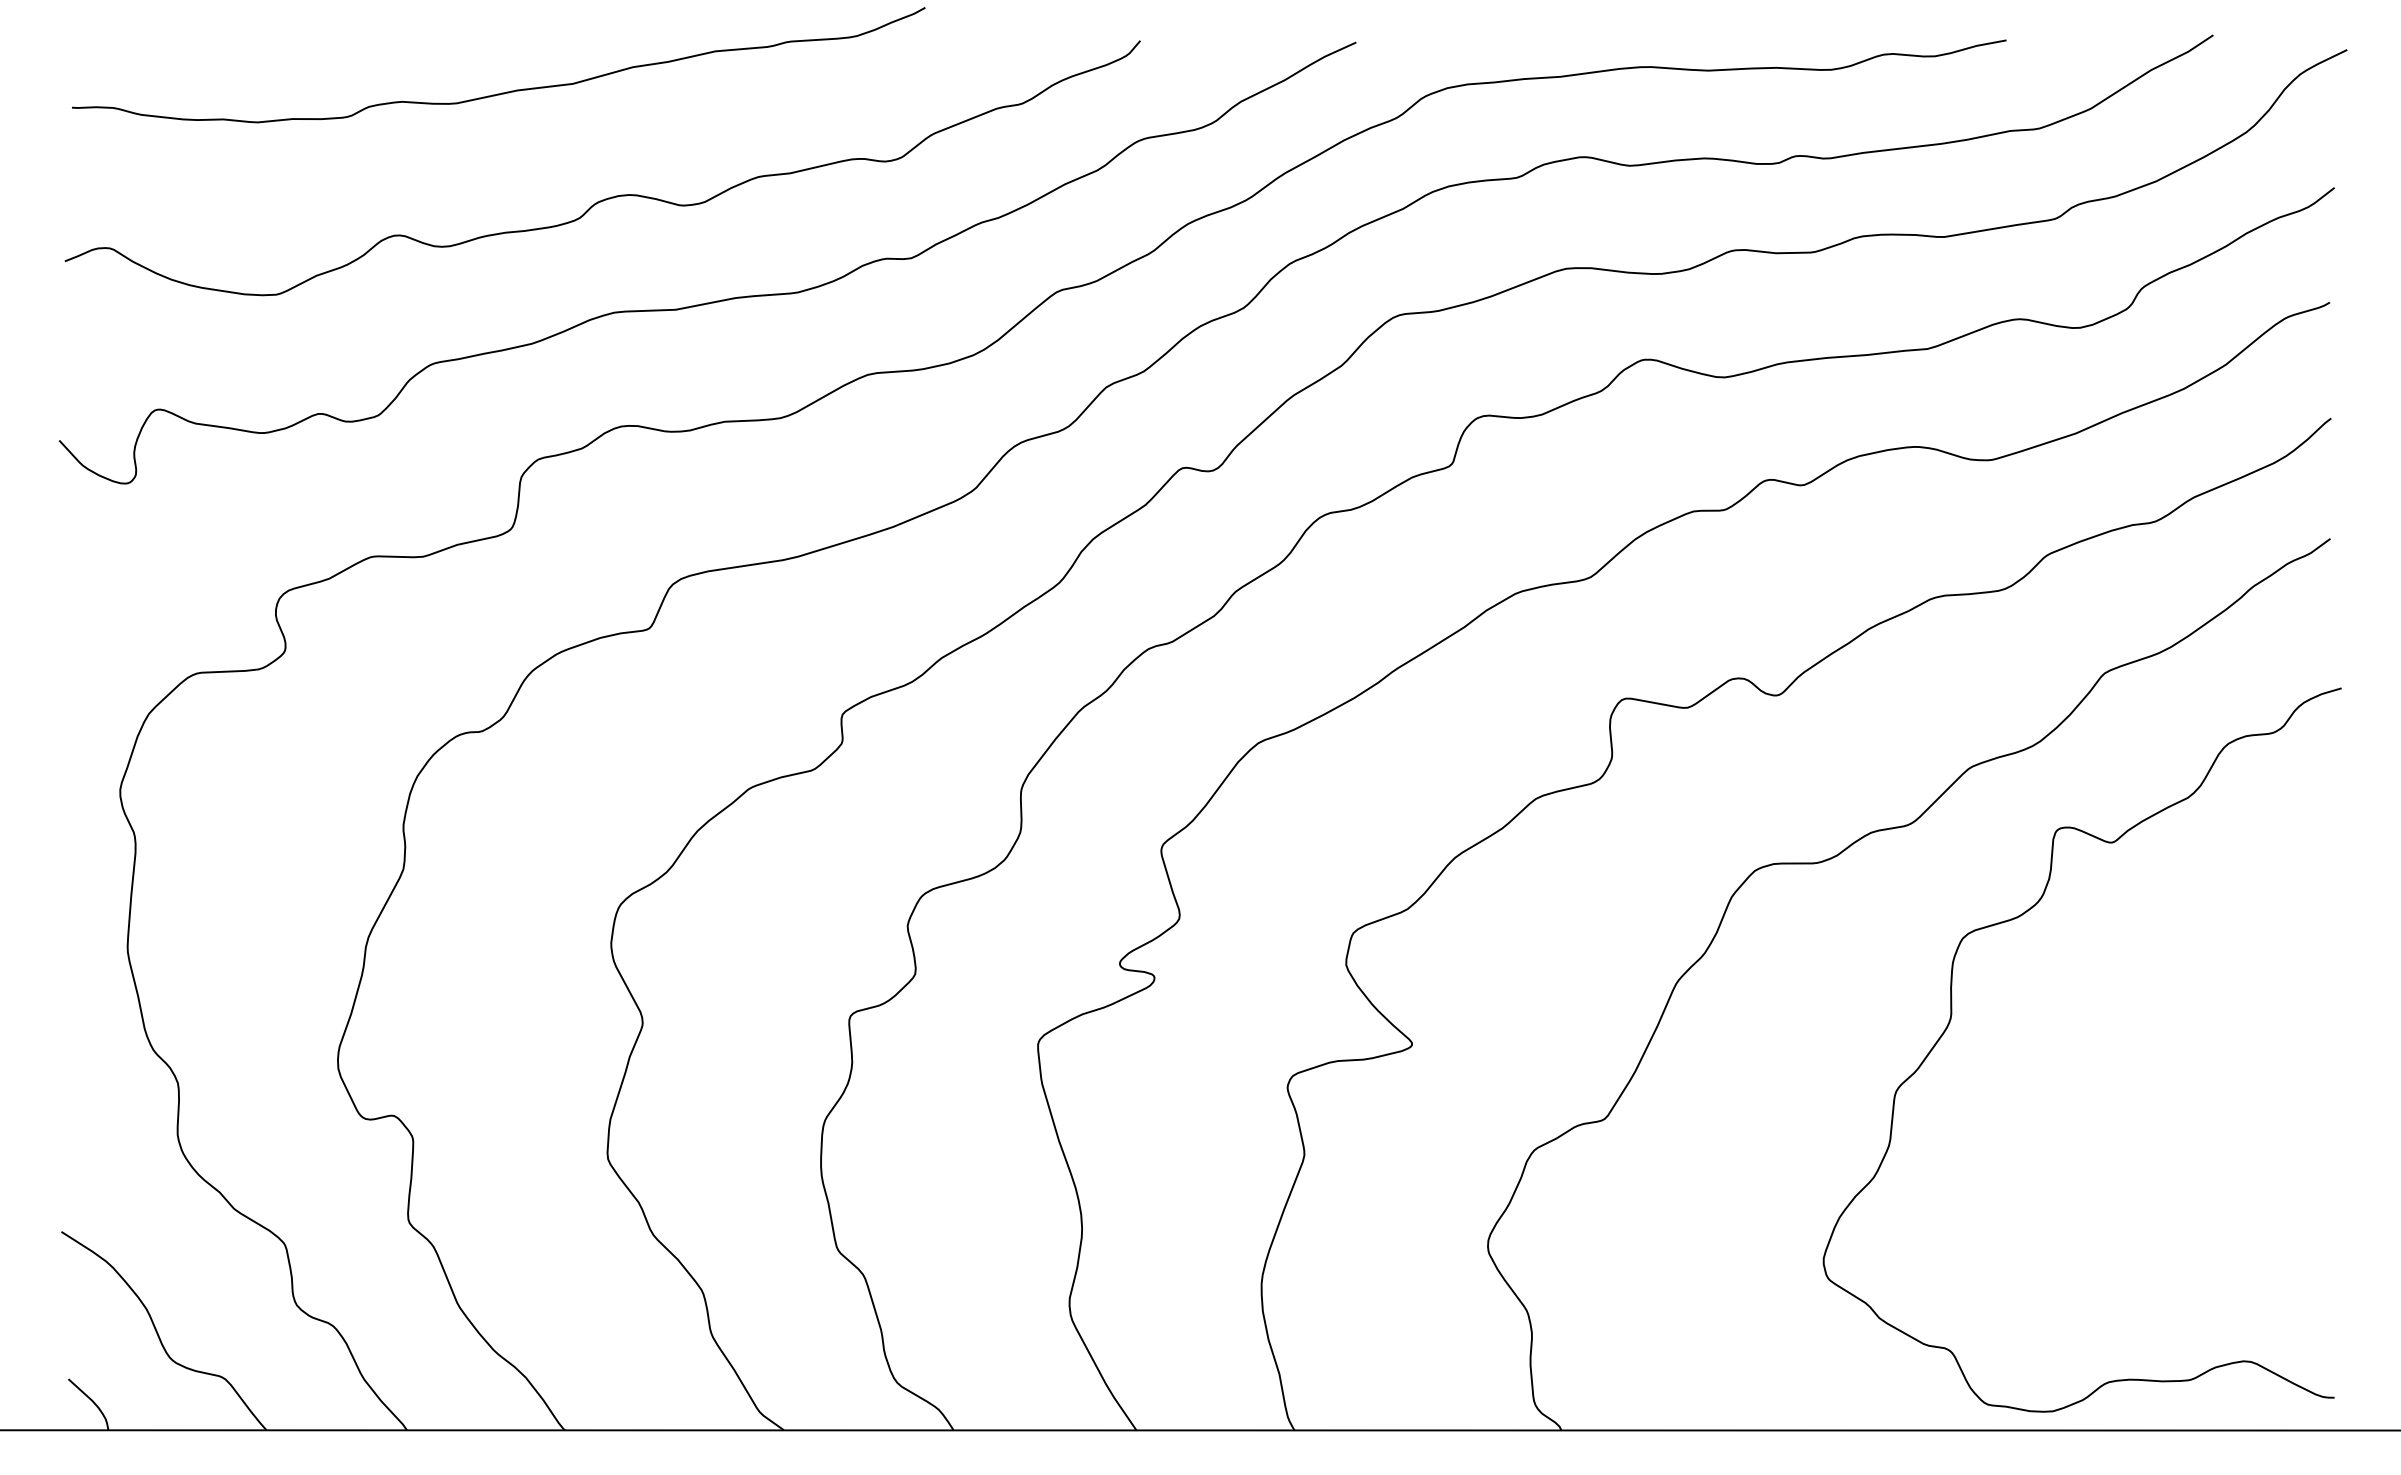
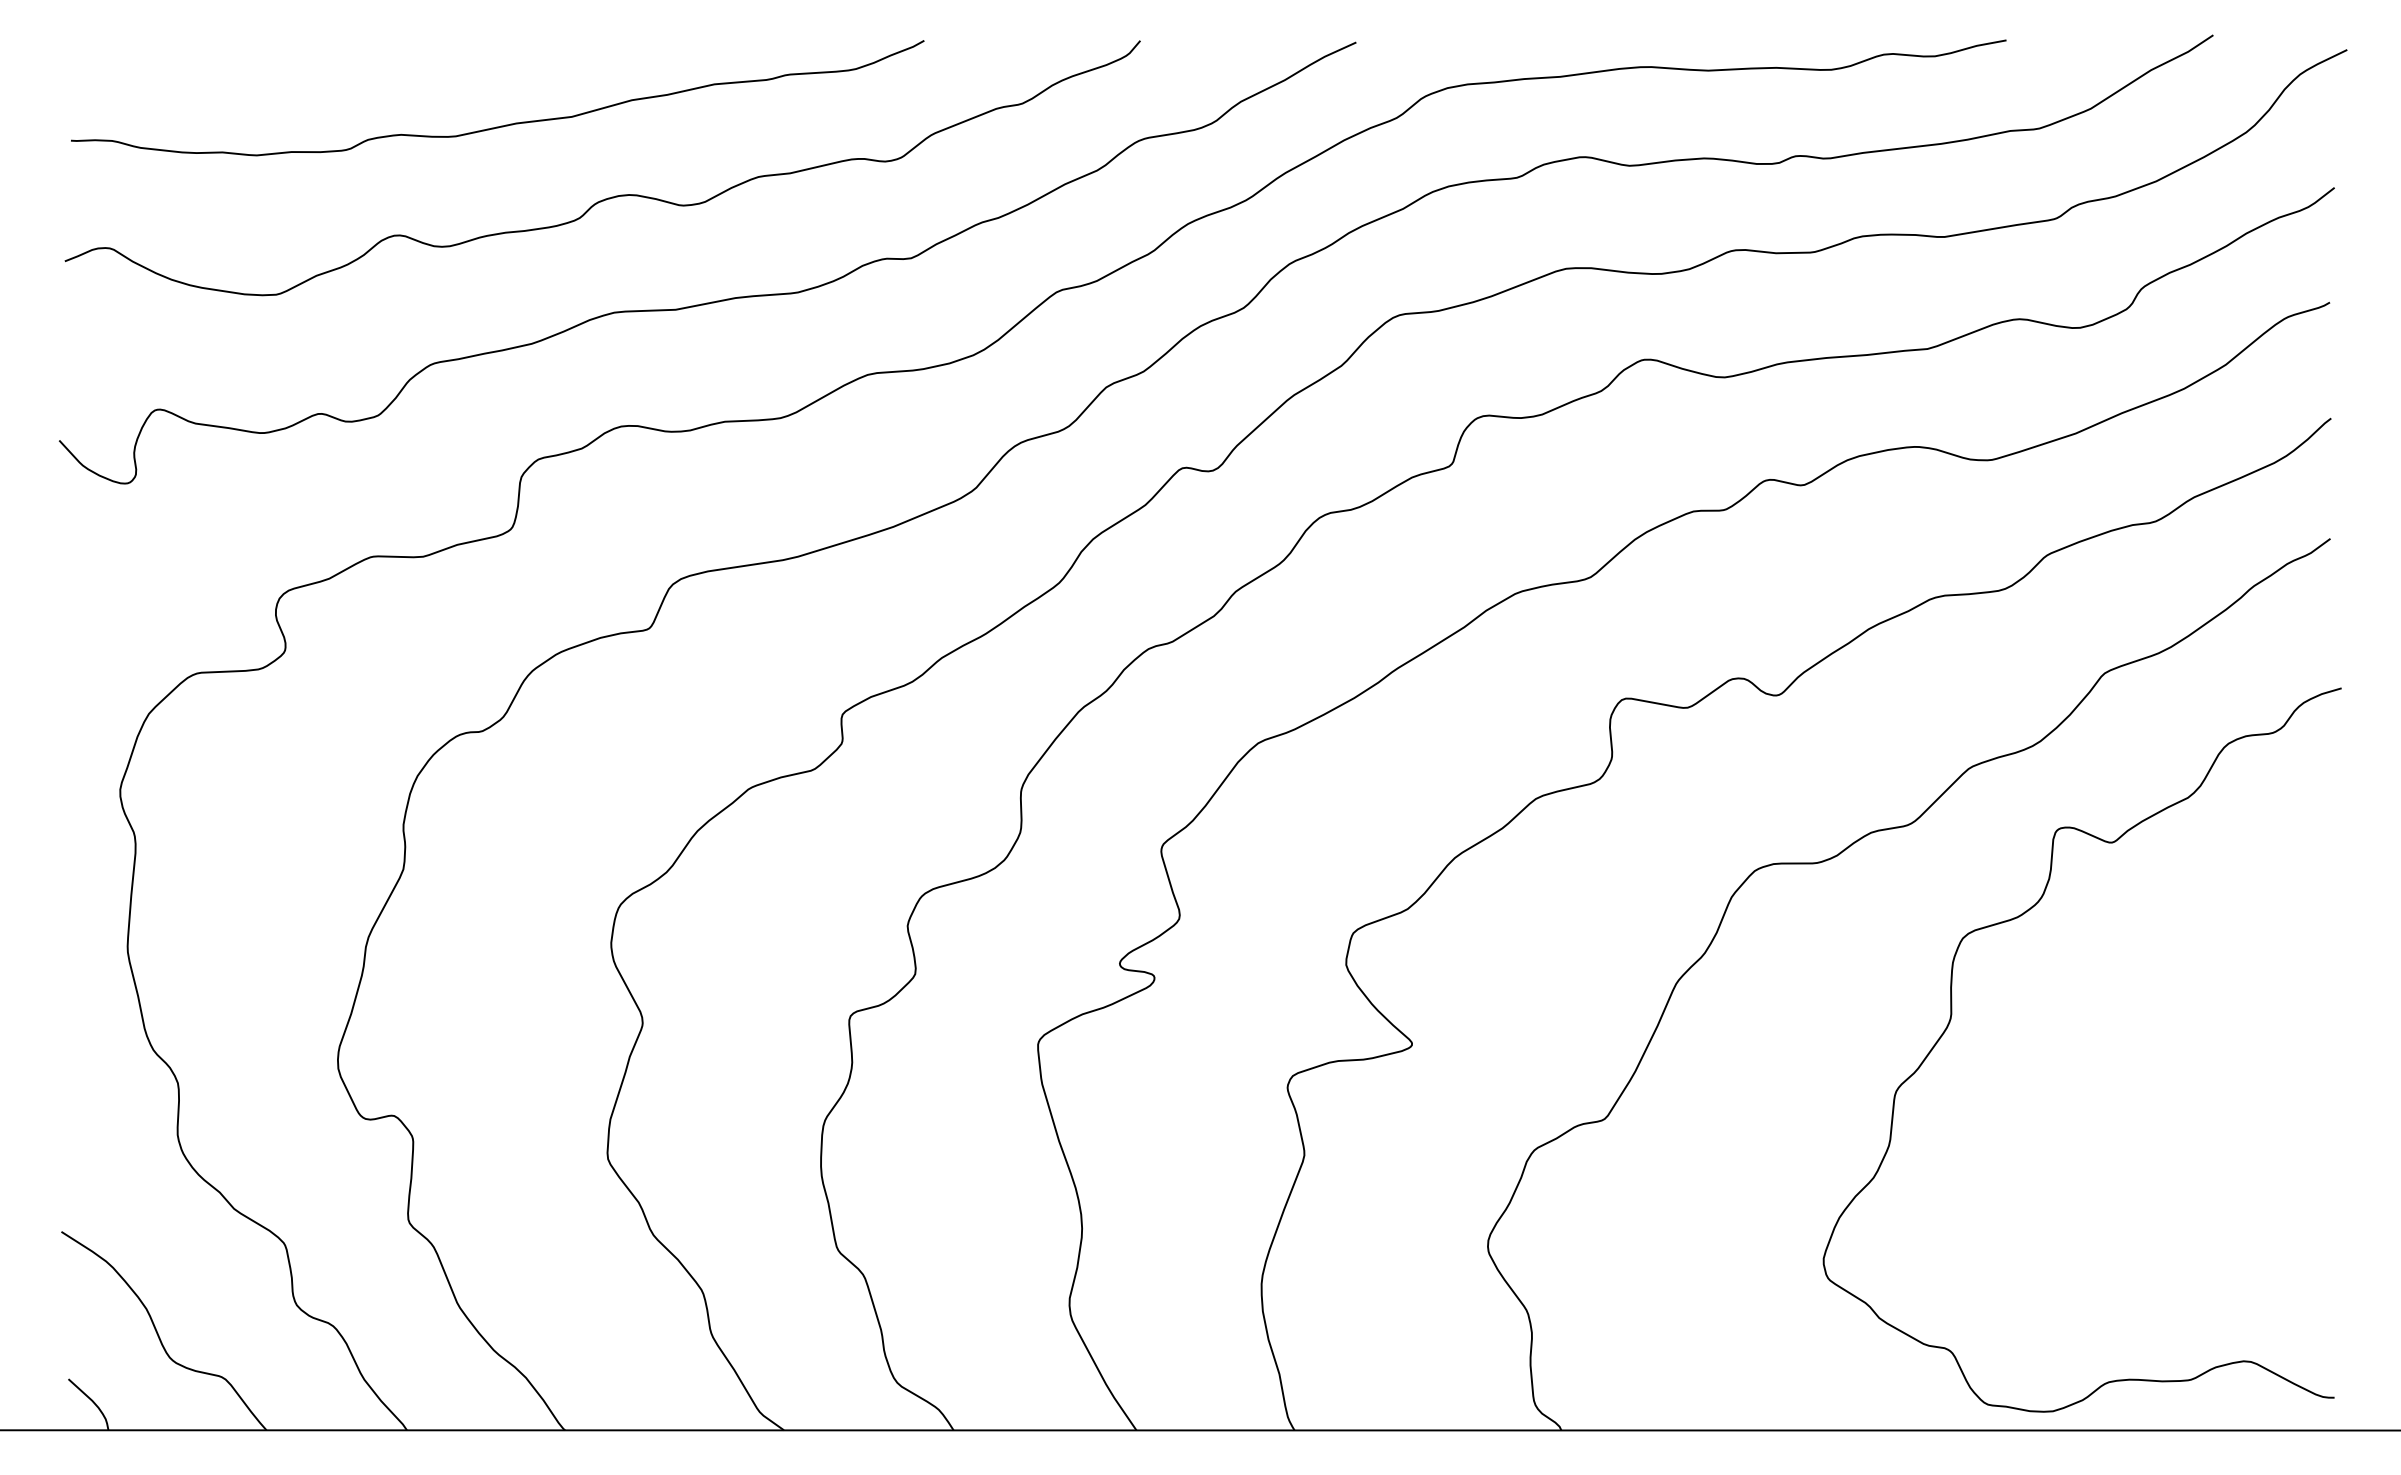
curve position: (506, 91) -> (505, 124) (505, 124)
